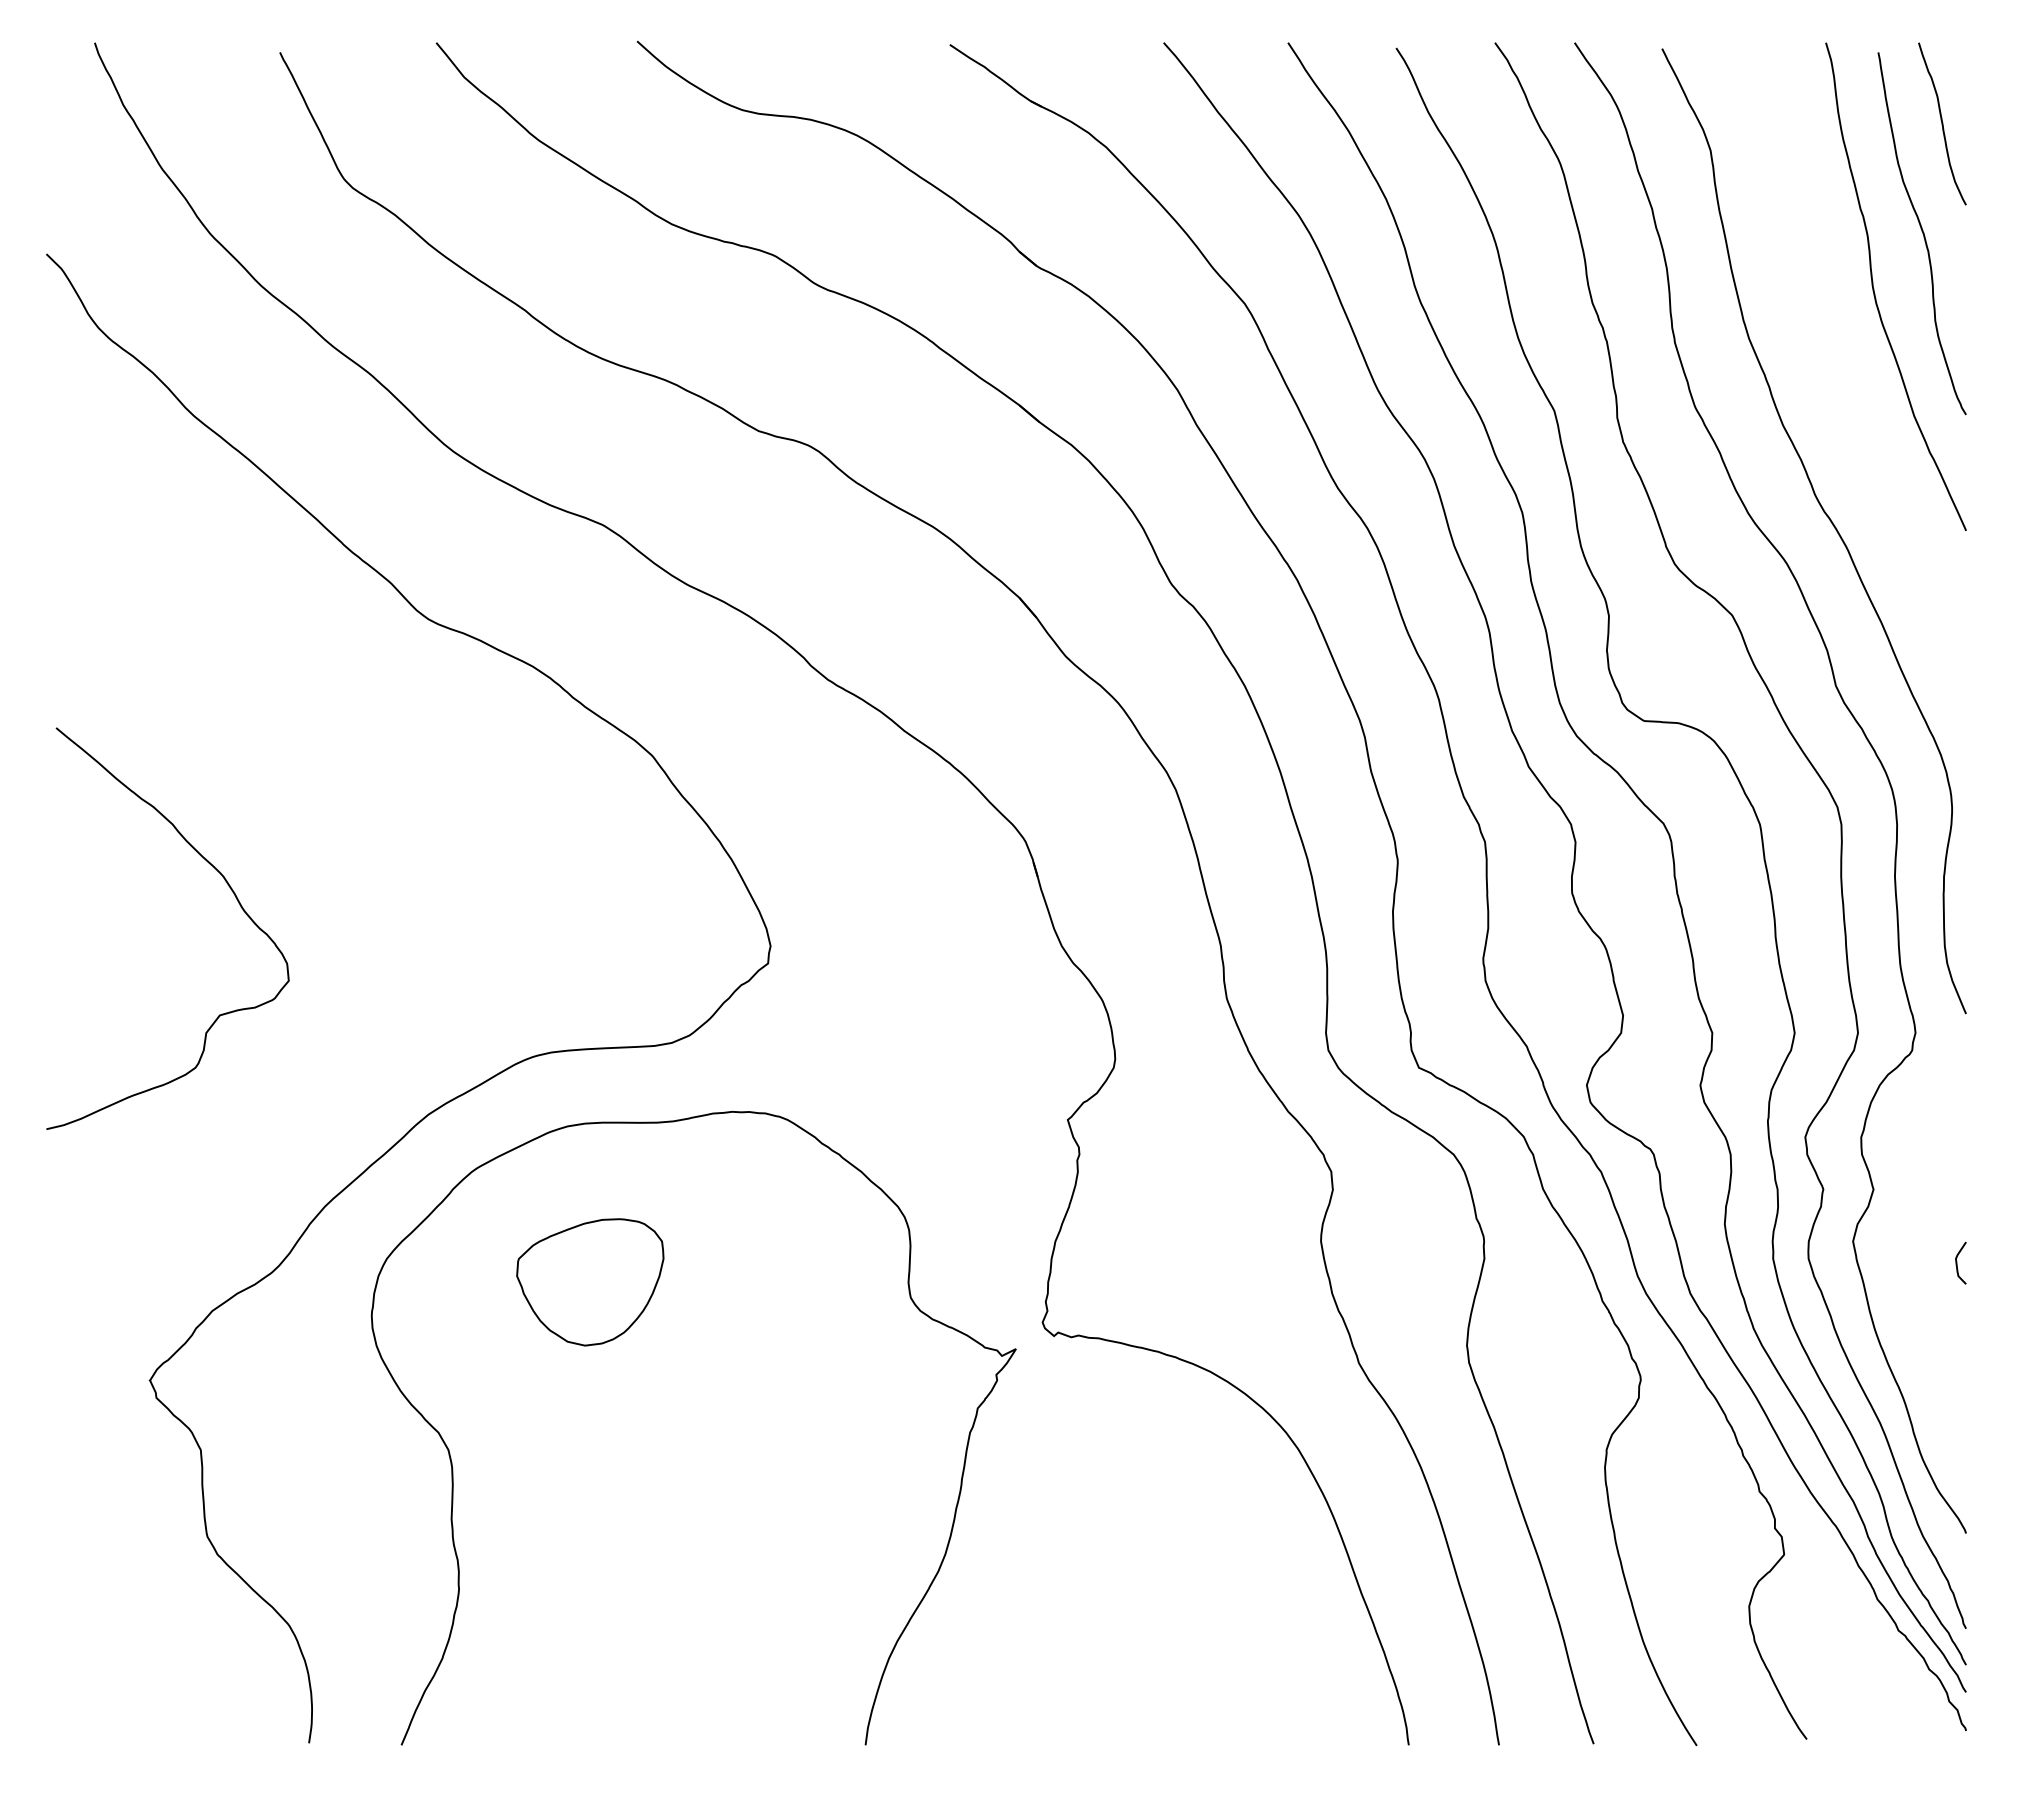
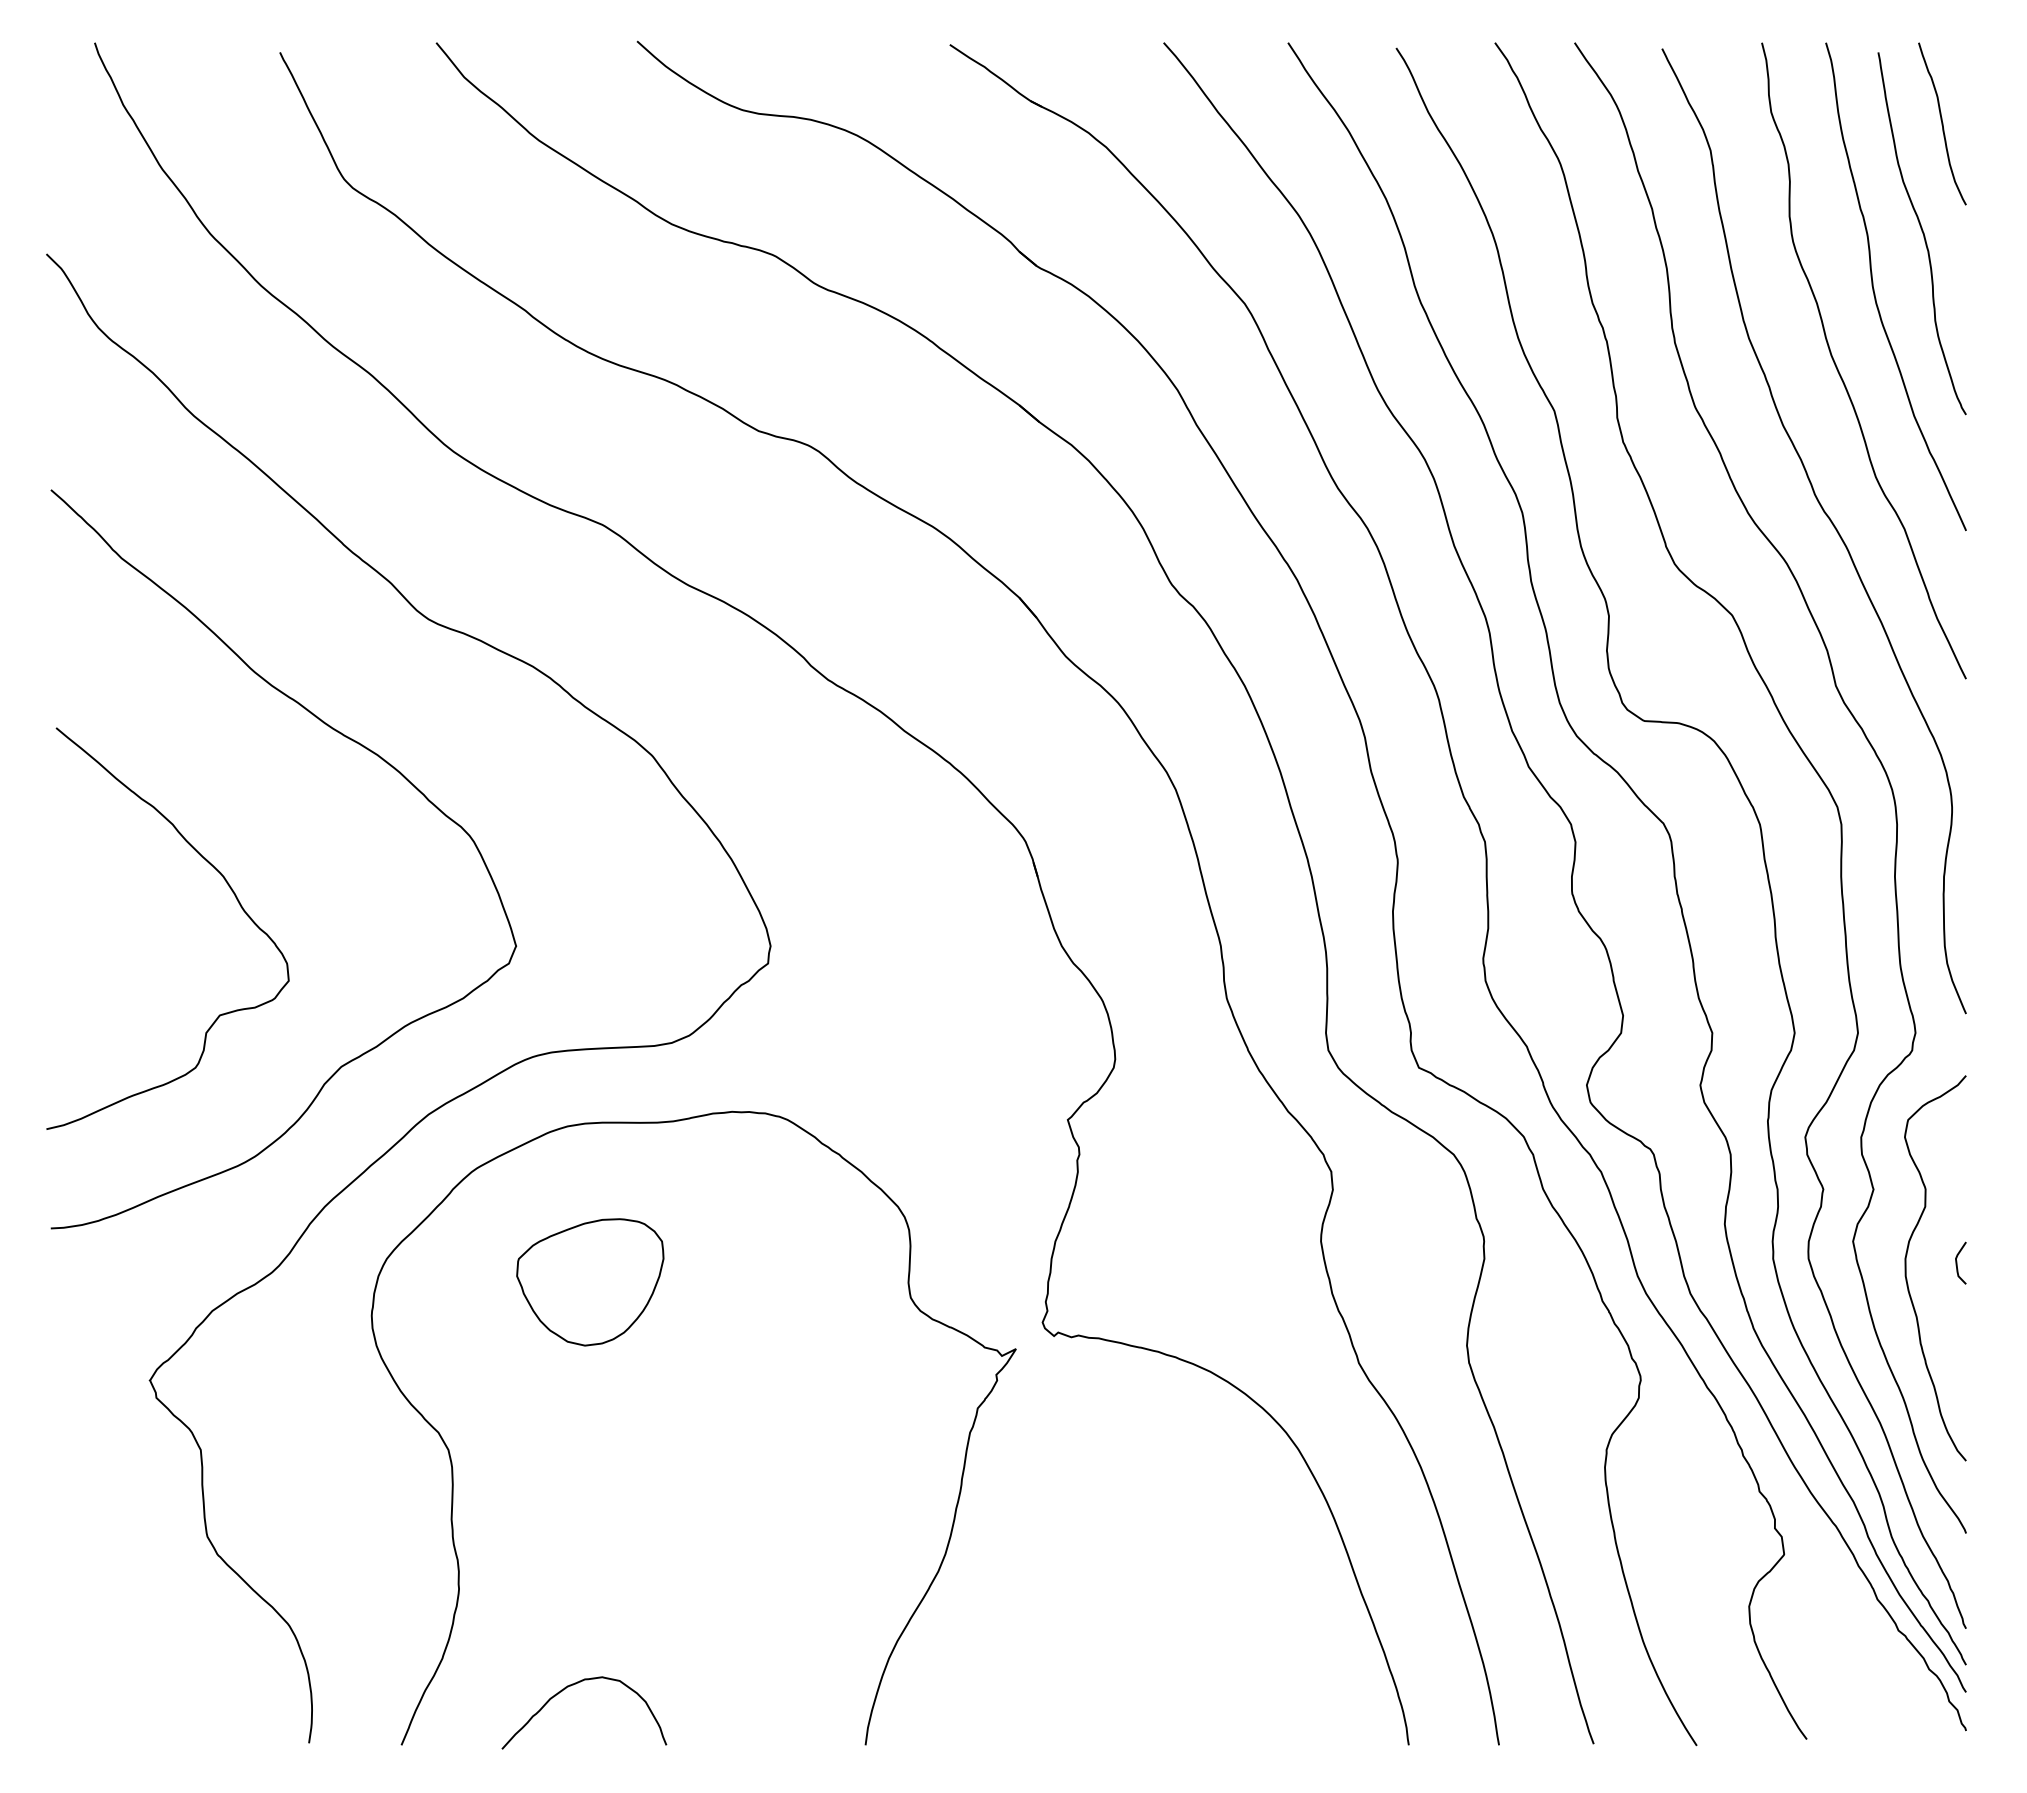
curve: none -> present (1838, 368)
curve: none -> present (345, 737)
curve: none -> present (1906, 1268)
curve: none -> present (576, 1684)
